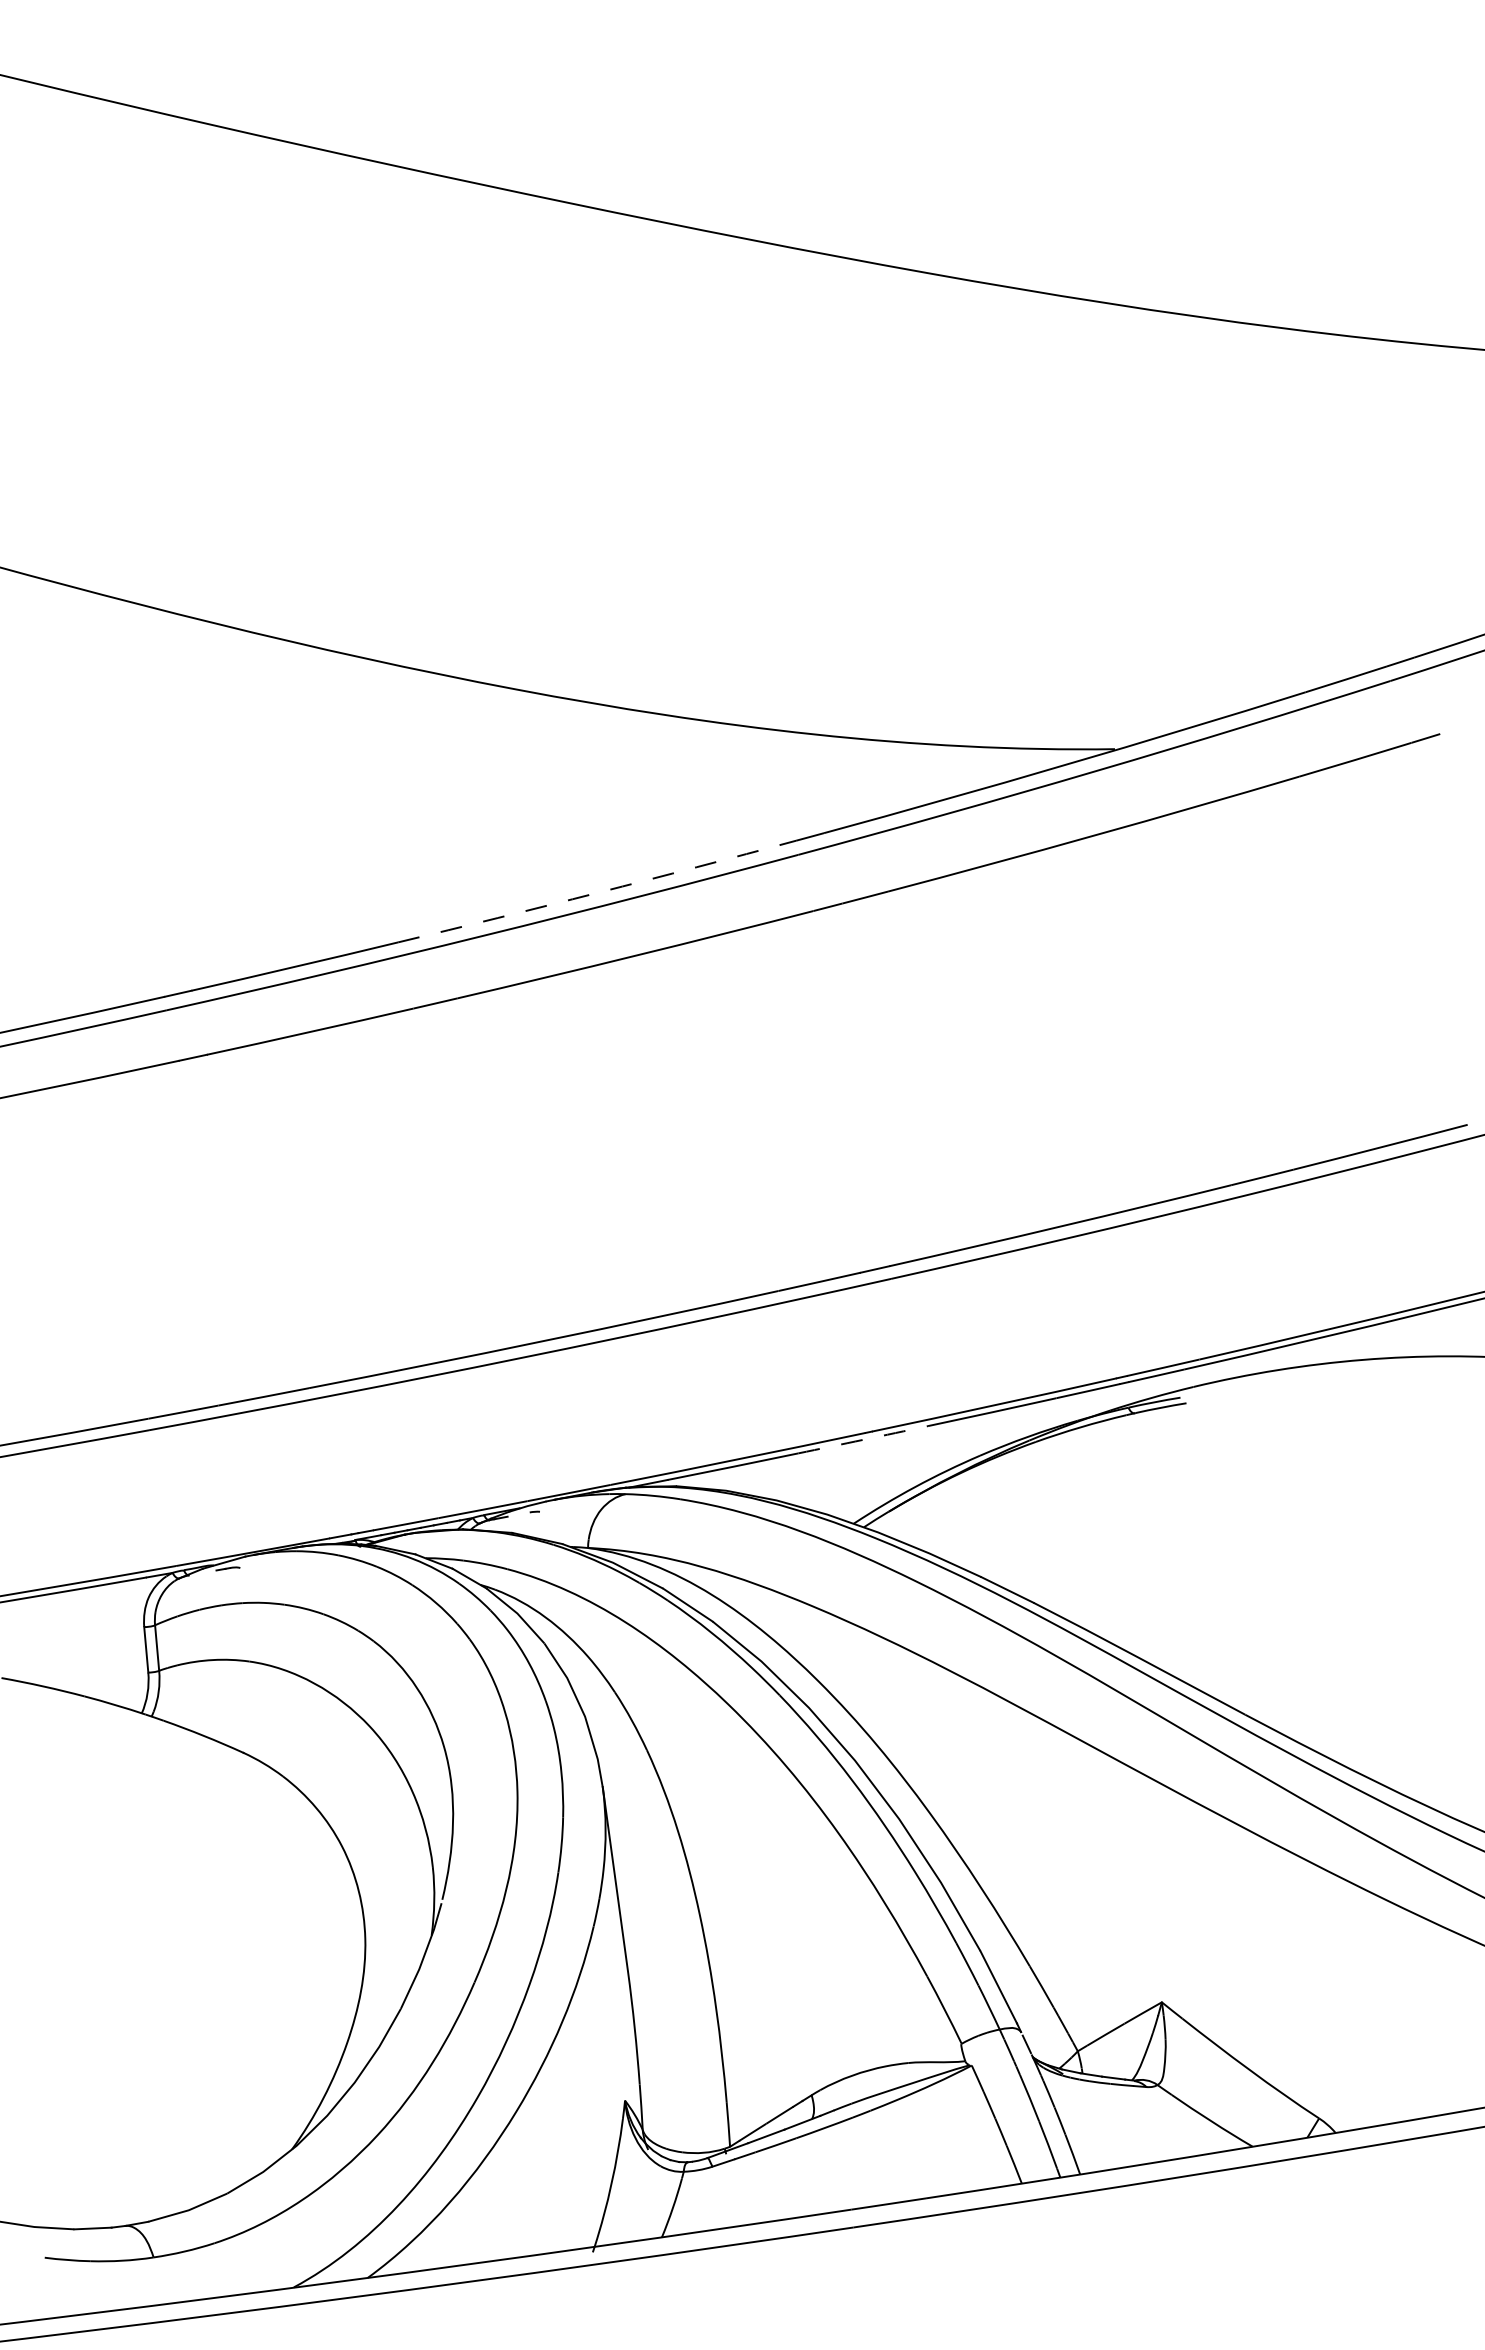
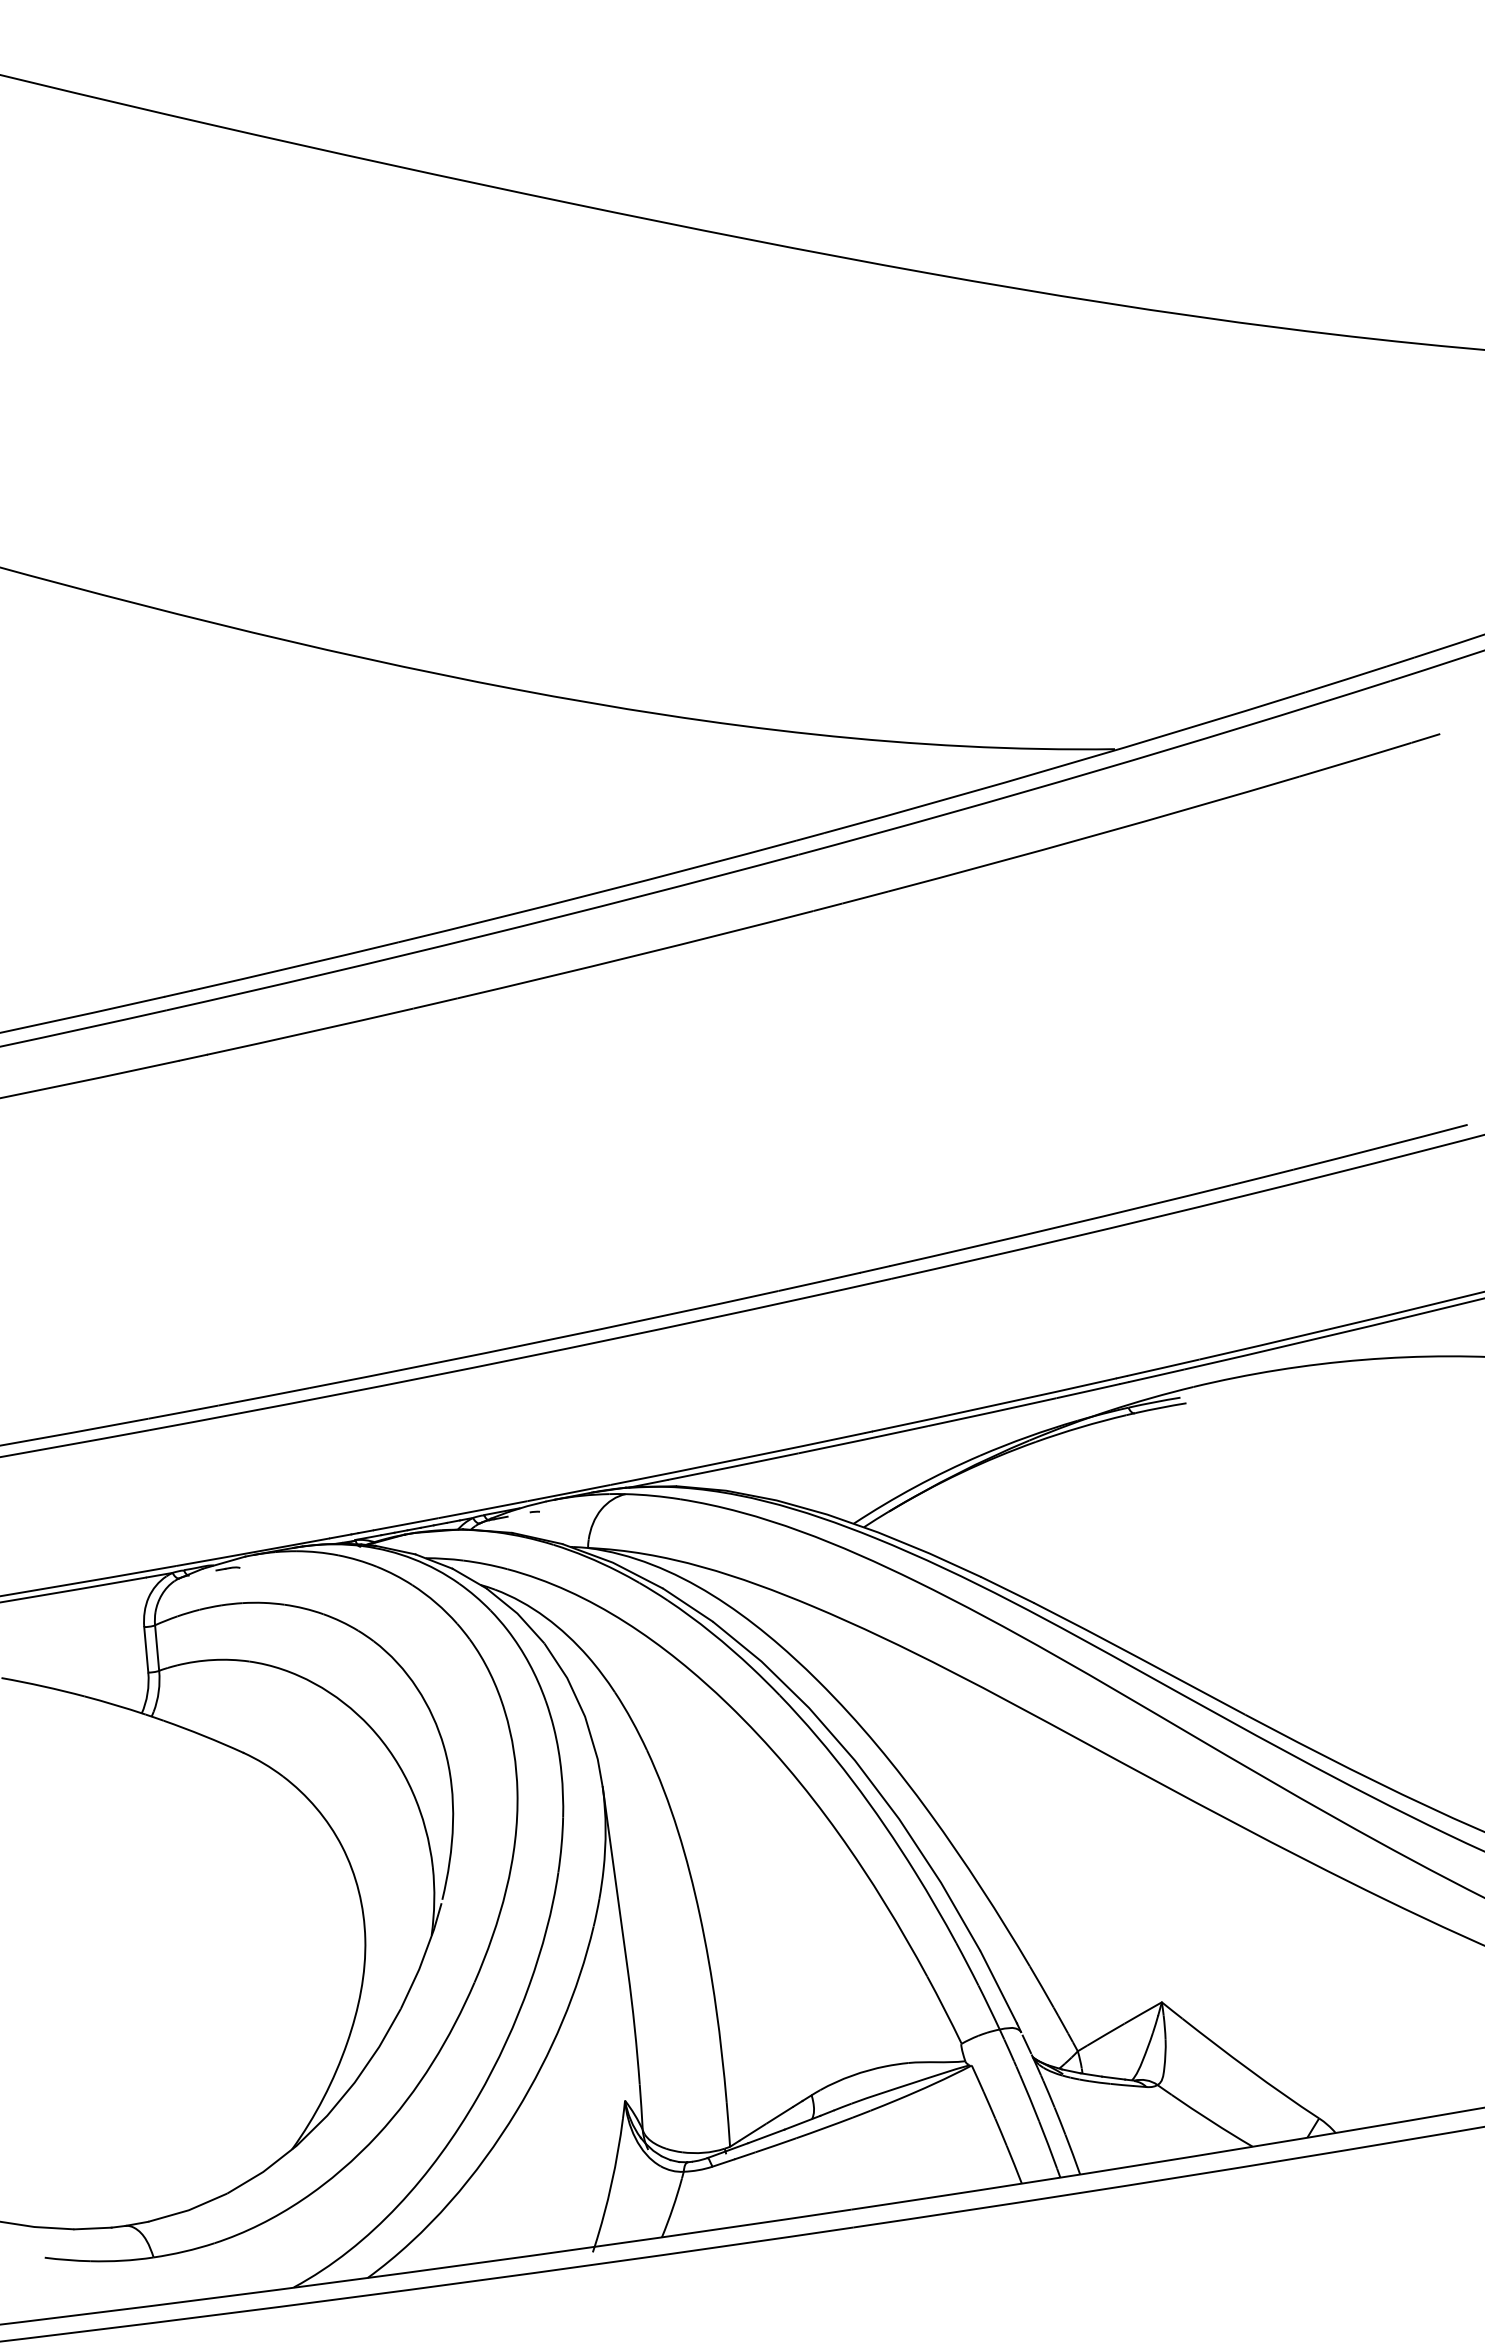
arc: dashed -> solid (597, 892)
arc: dashed -> solid (863, 1439)
